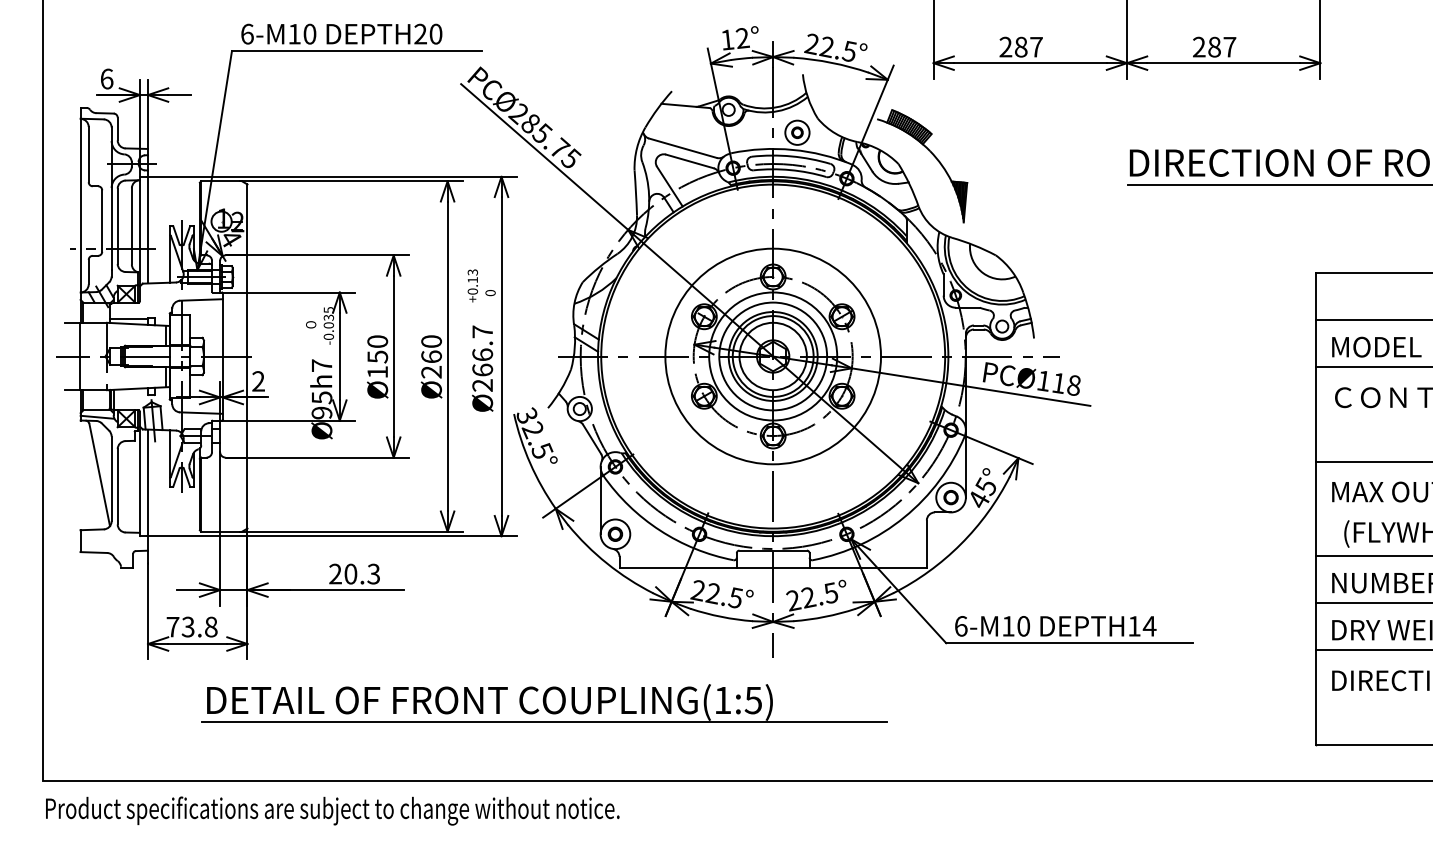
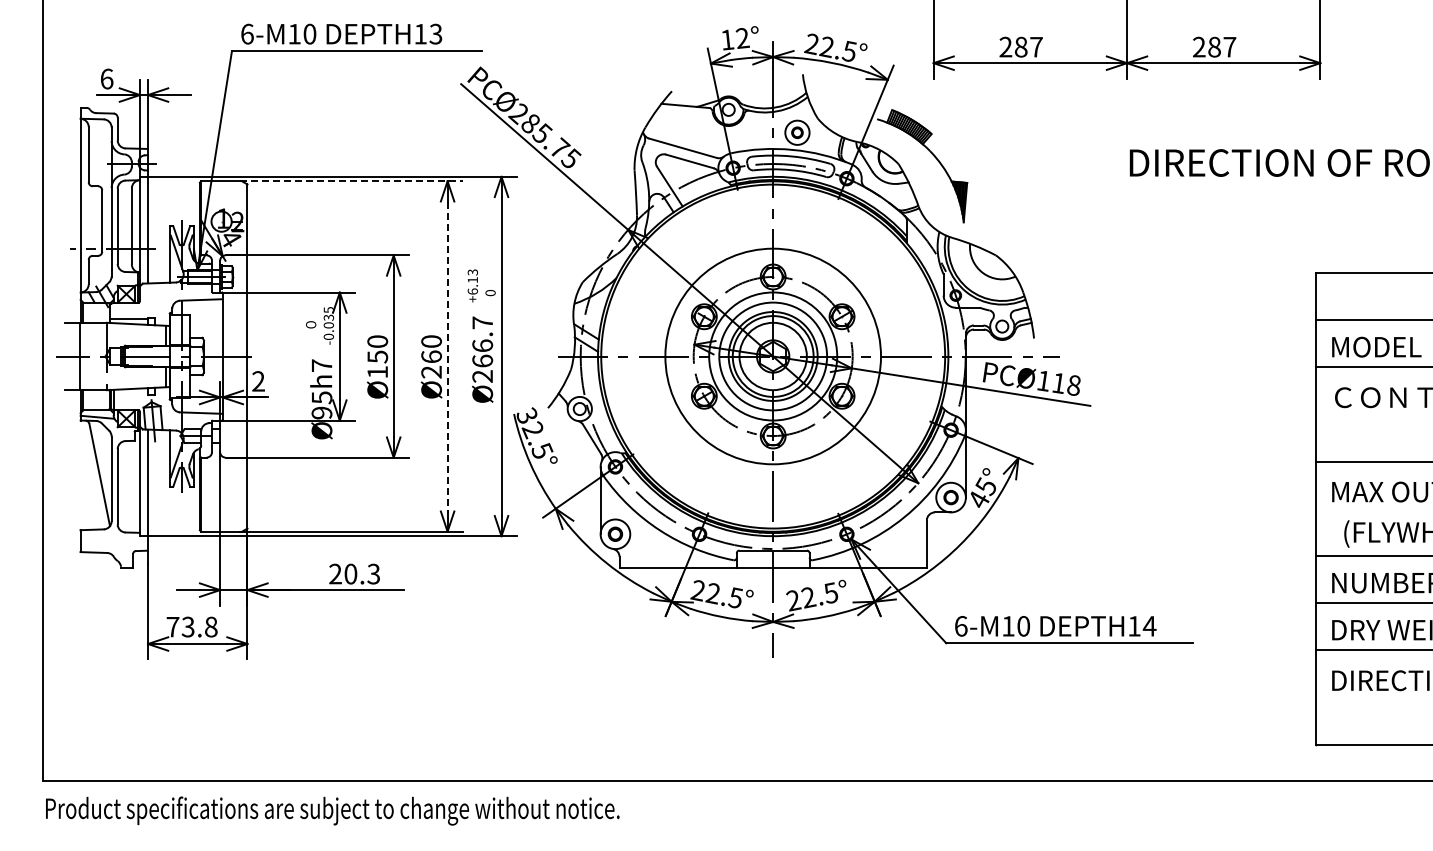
text: DEPTH20 -> DEPTH13 (428, 33)
line: solid -> dashed (351, 181)
line: present -> none (1278, 184)
text: +0.13 -> +6.13 (472, 291)
line: solid -> dashed (447, 356)
text position: (482, 368) -> (482, 359) (482, 359)
part: present -> none (544, 703)
